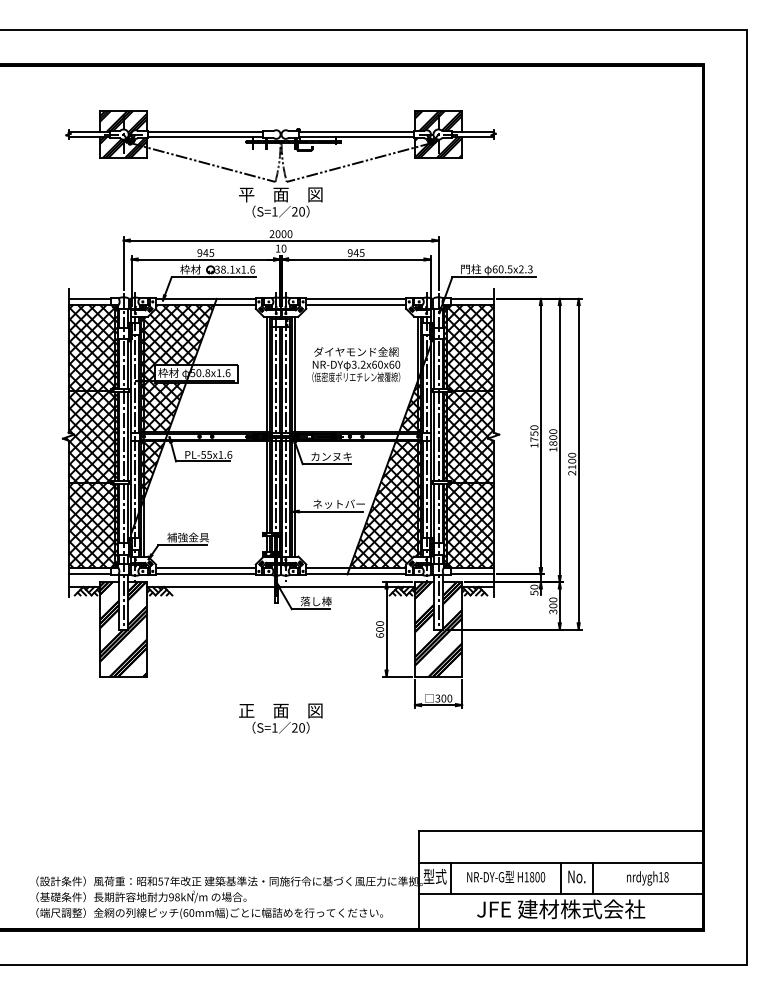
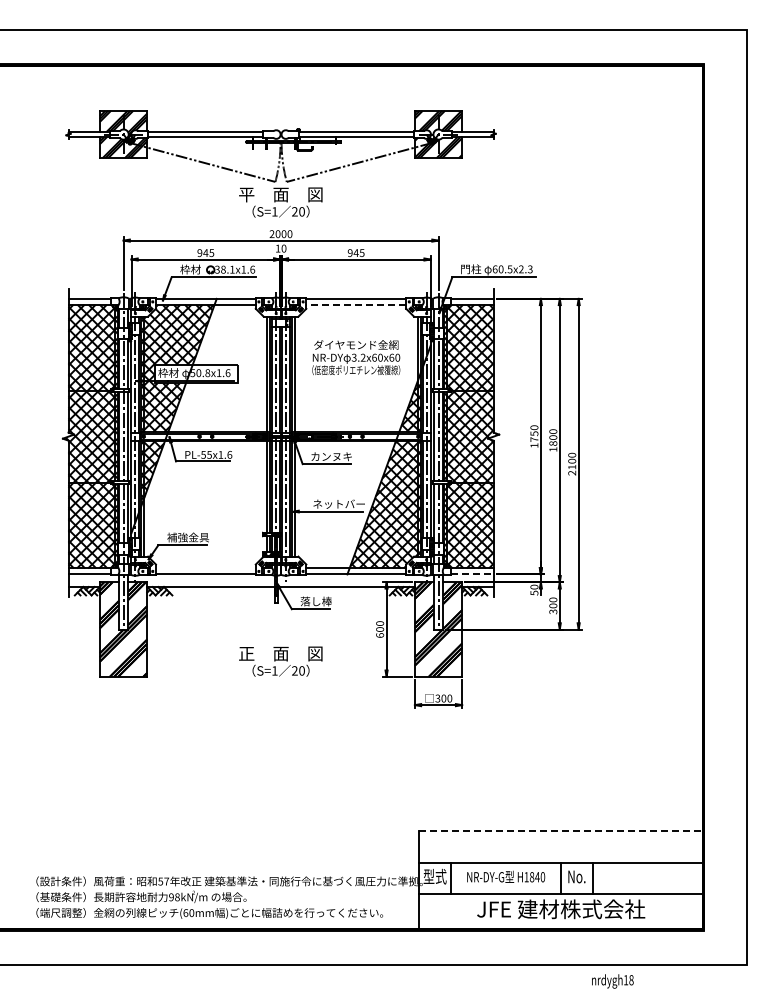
line: solid -> dashed (356, 304)
text position: (356, 364) -> (356, 357) (356, 357)
line: present -> none (205, 568)
line: solid -> dashed (472, 574)
text position: (280, 718) -> (280, 661) (280, 661)
line: solid -> dashed (561, 831)
text: H1800 -> H1840 (537, 877)
text position: (647, 878) -> (612, 981) (612, 981)
